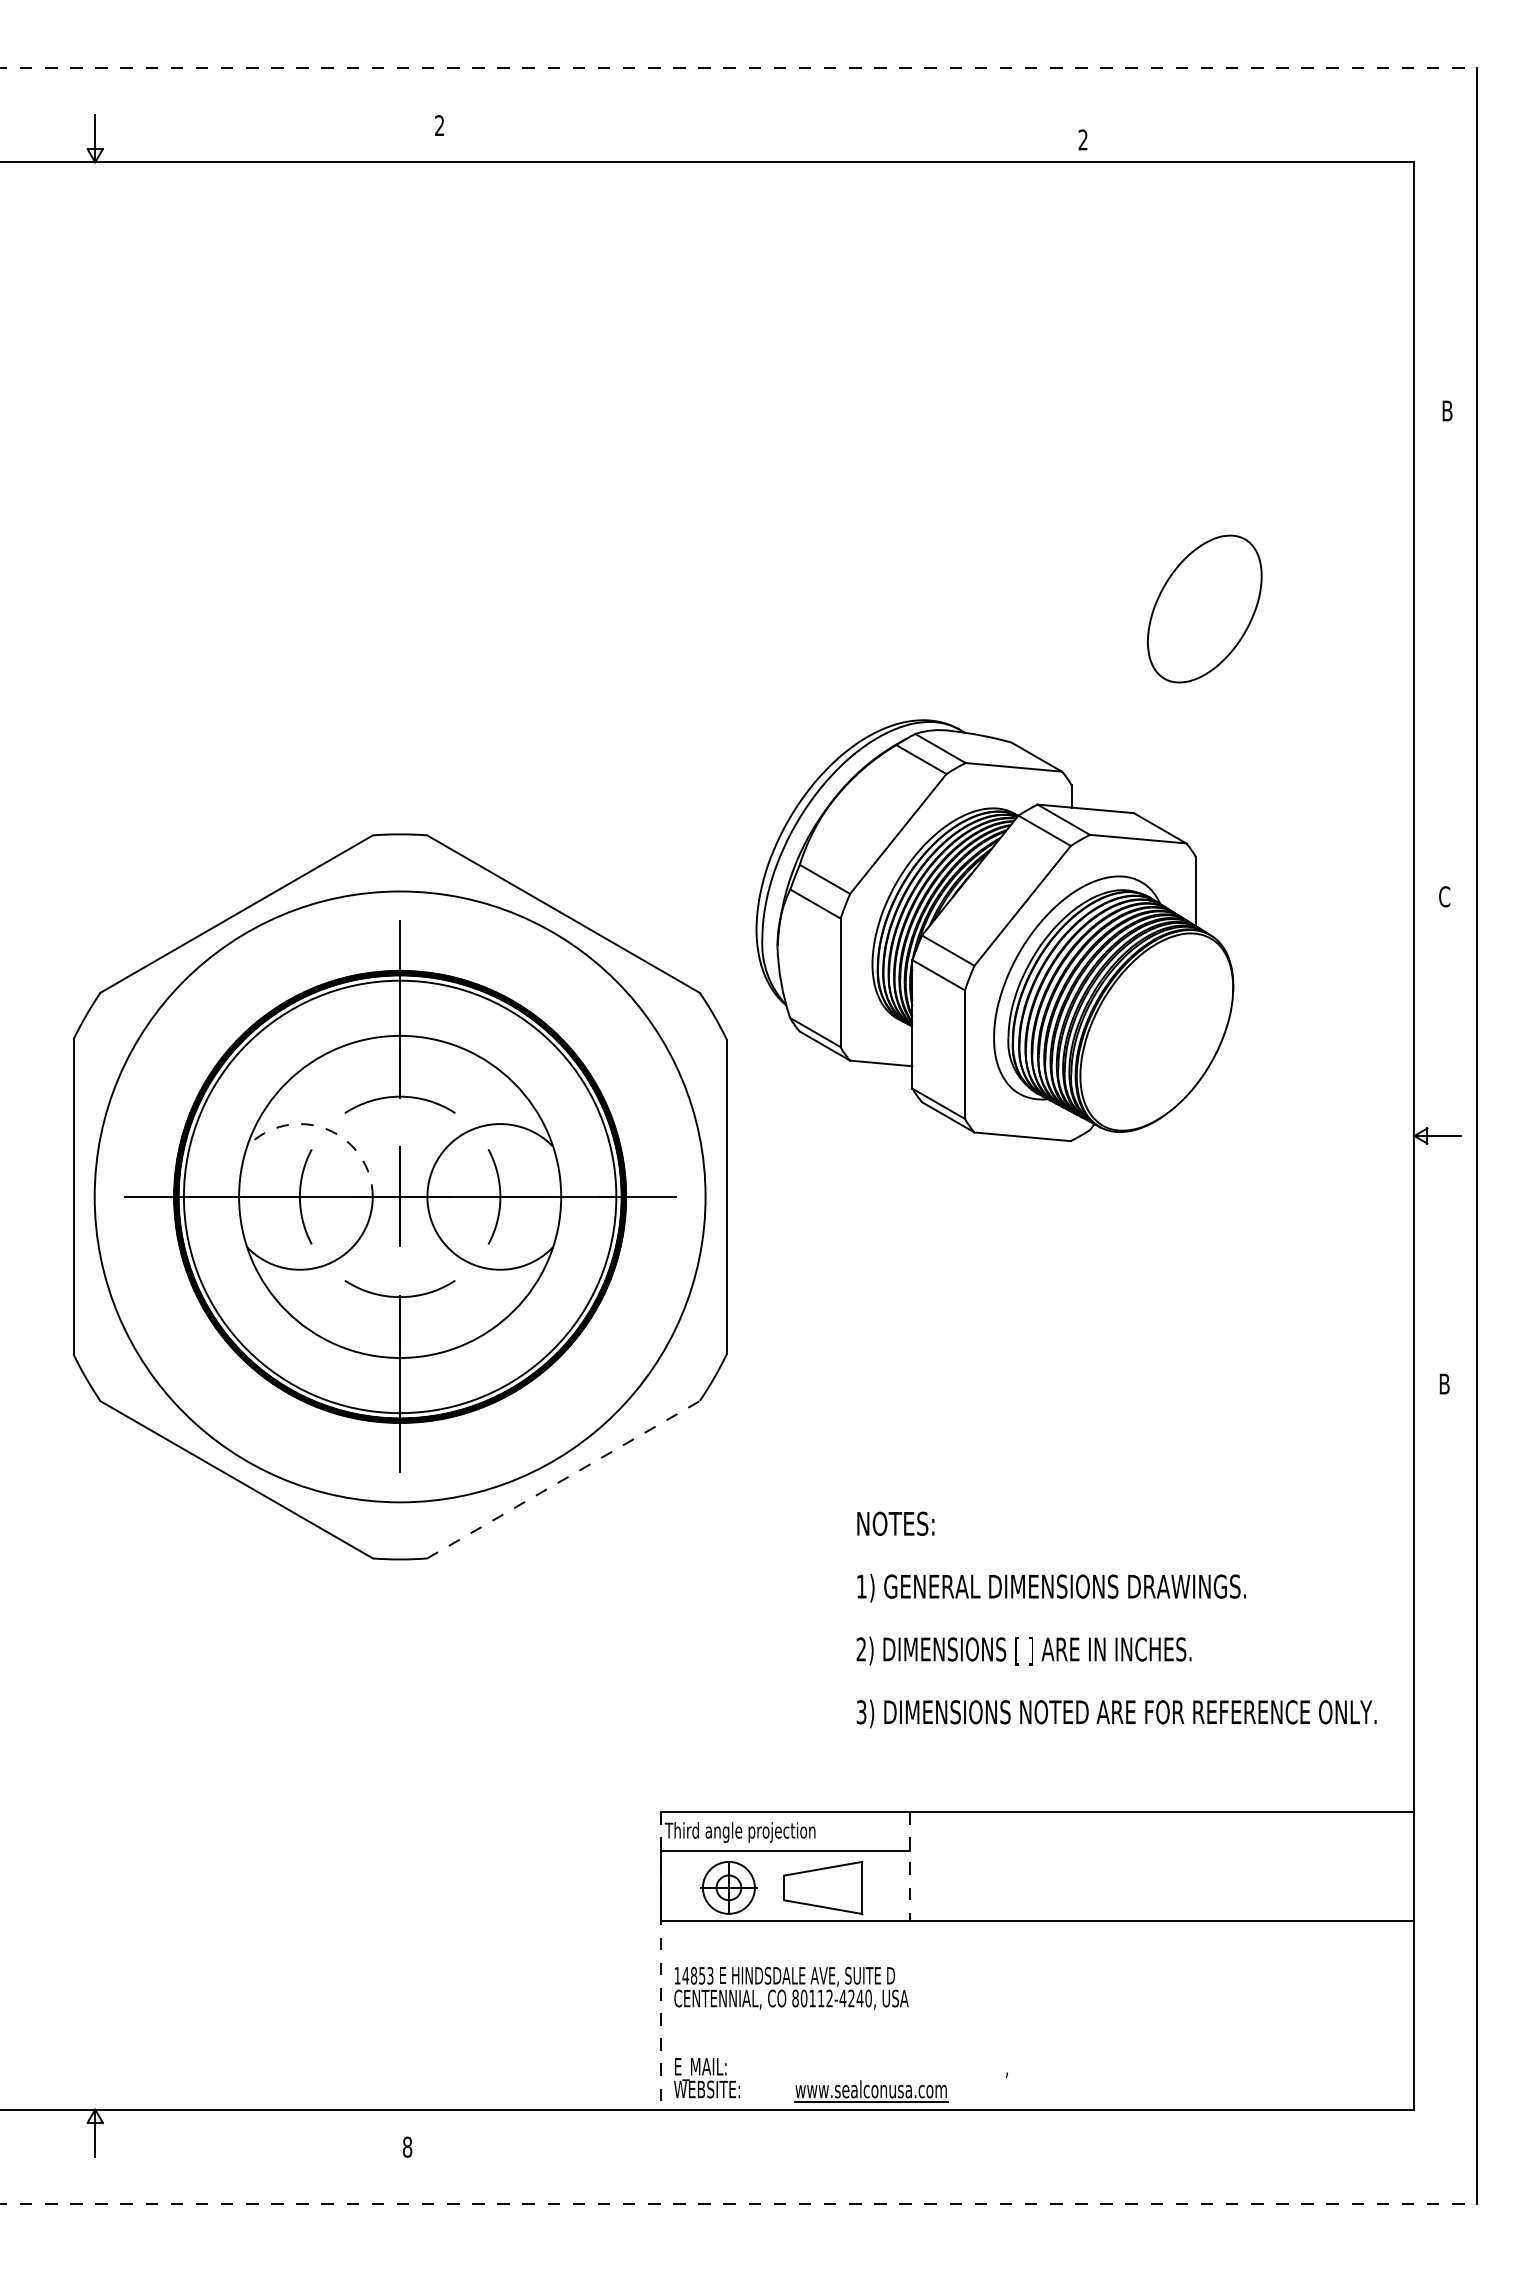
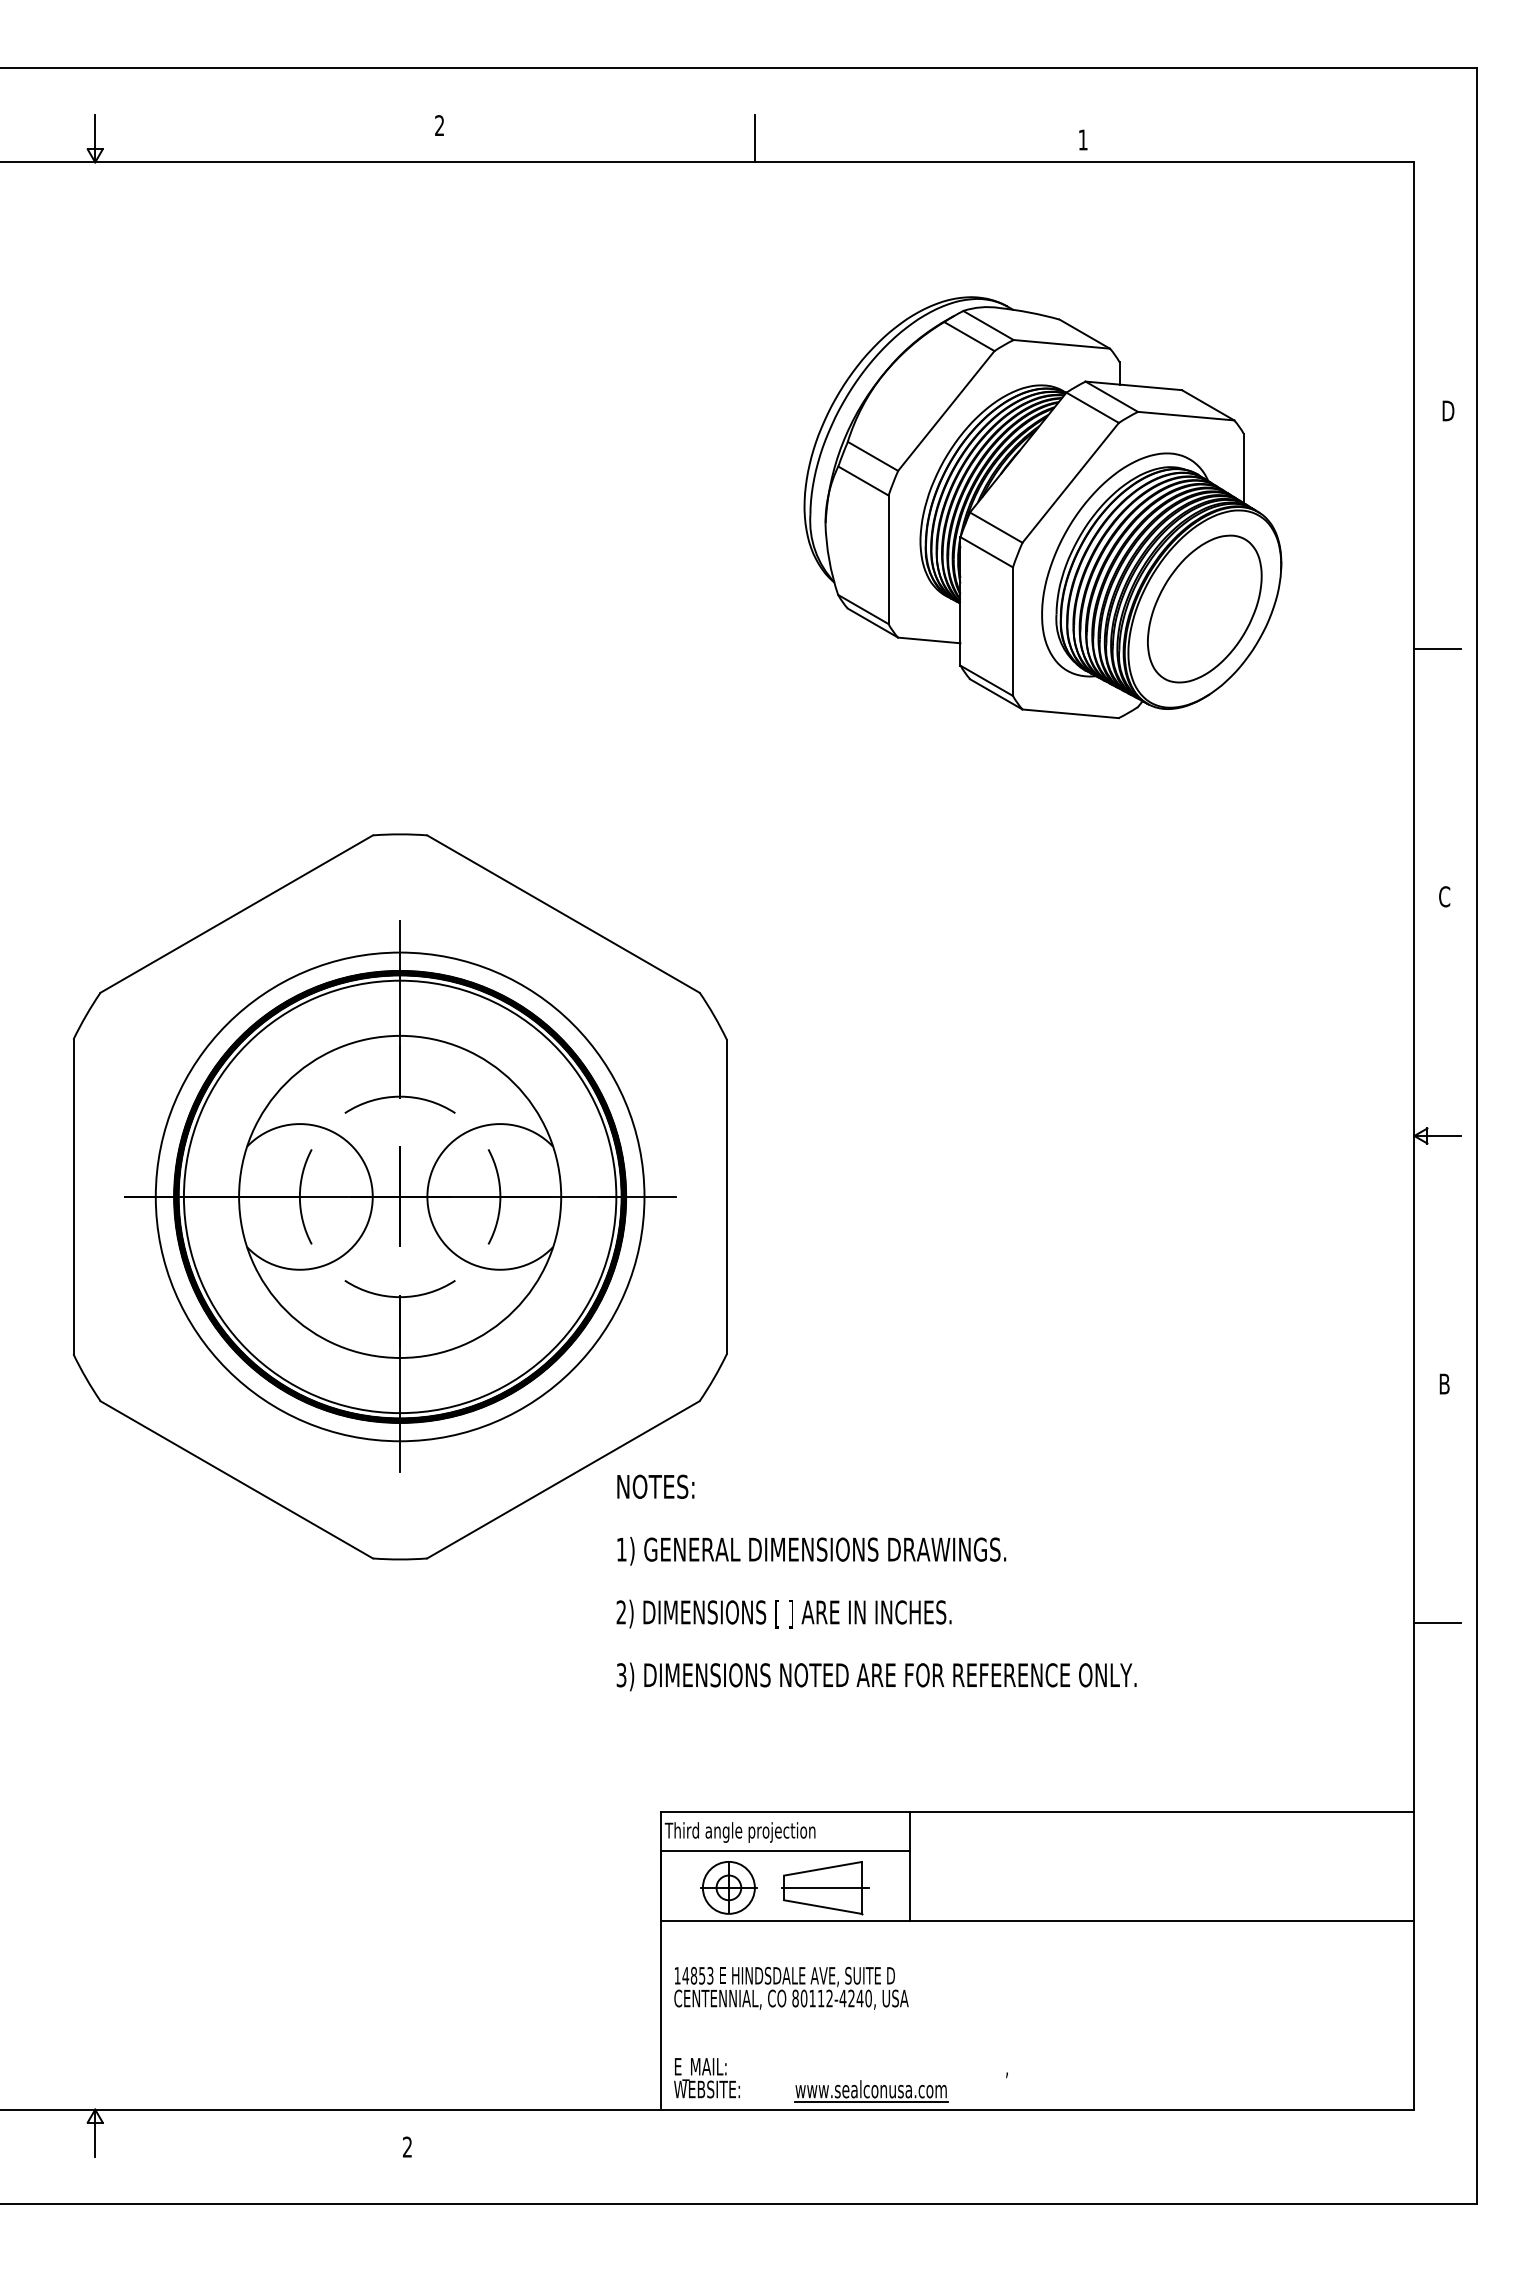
line: dashed -> solid (739, 68)
line: none -> present (754, 138)
text: 2 -> 1 (1082, 139)
text: B -> D (1449, 411)
line: none -> present (1437, 649)
part position: (994, 930) -> (1042, 507) (1042, 507)
arc: dashed -> solid (326, 1129)
circle diameter: 611 px -> 489 px (399, 1196)
line: dashed -> solid (563, 1479)
text position: (1116, 1619) -> (876, 1582) (876, 1582)
line: none -> present (1437, 1622)
line: dashed -> solid (910, 1866)
line: none -> present (824, 1887)
line: dashed -> solid (661, 1959)
text: 8 -> 2 (407, 2146)
line: dashed -> solid (739, 2203)
